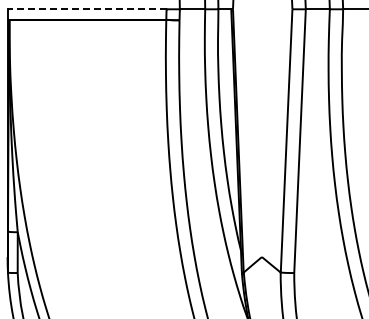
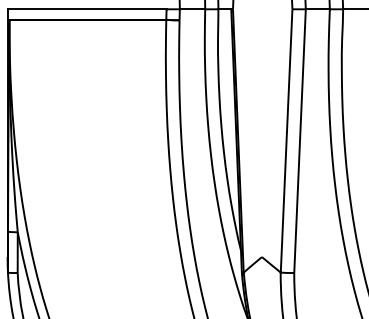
line: dashed -> solid (86, 9)
